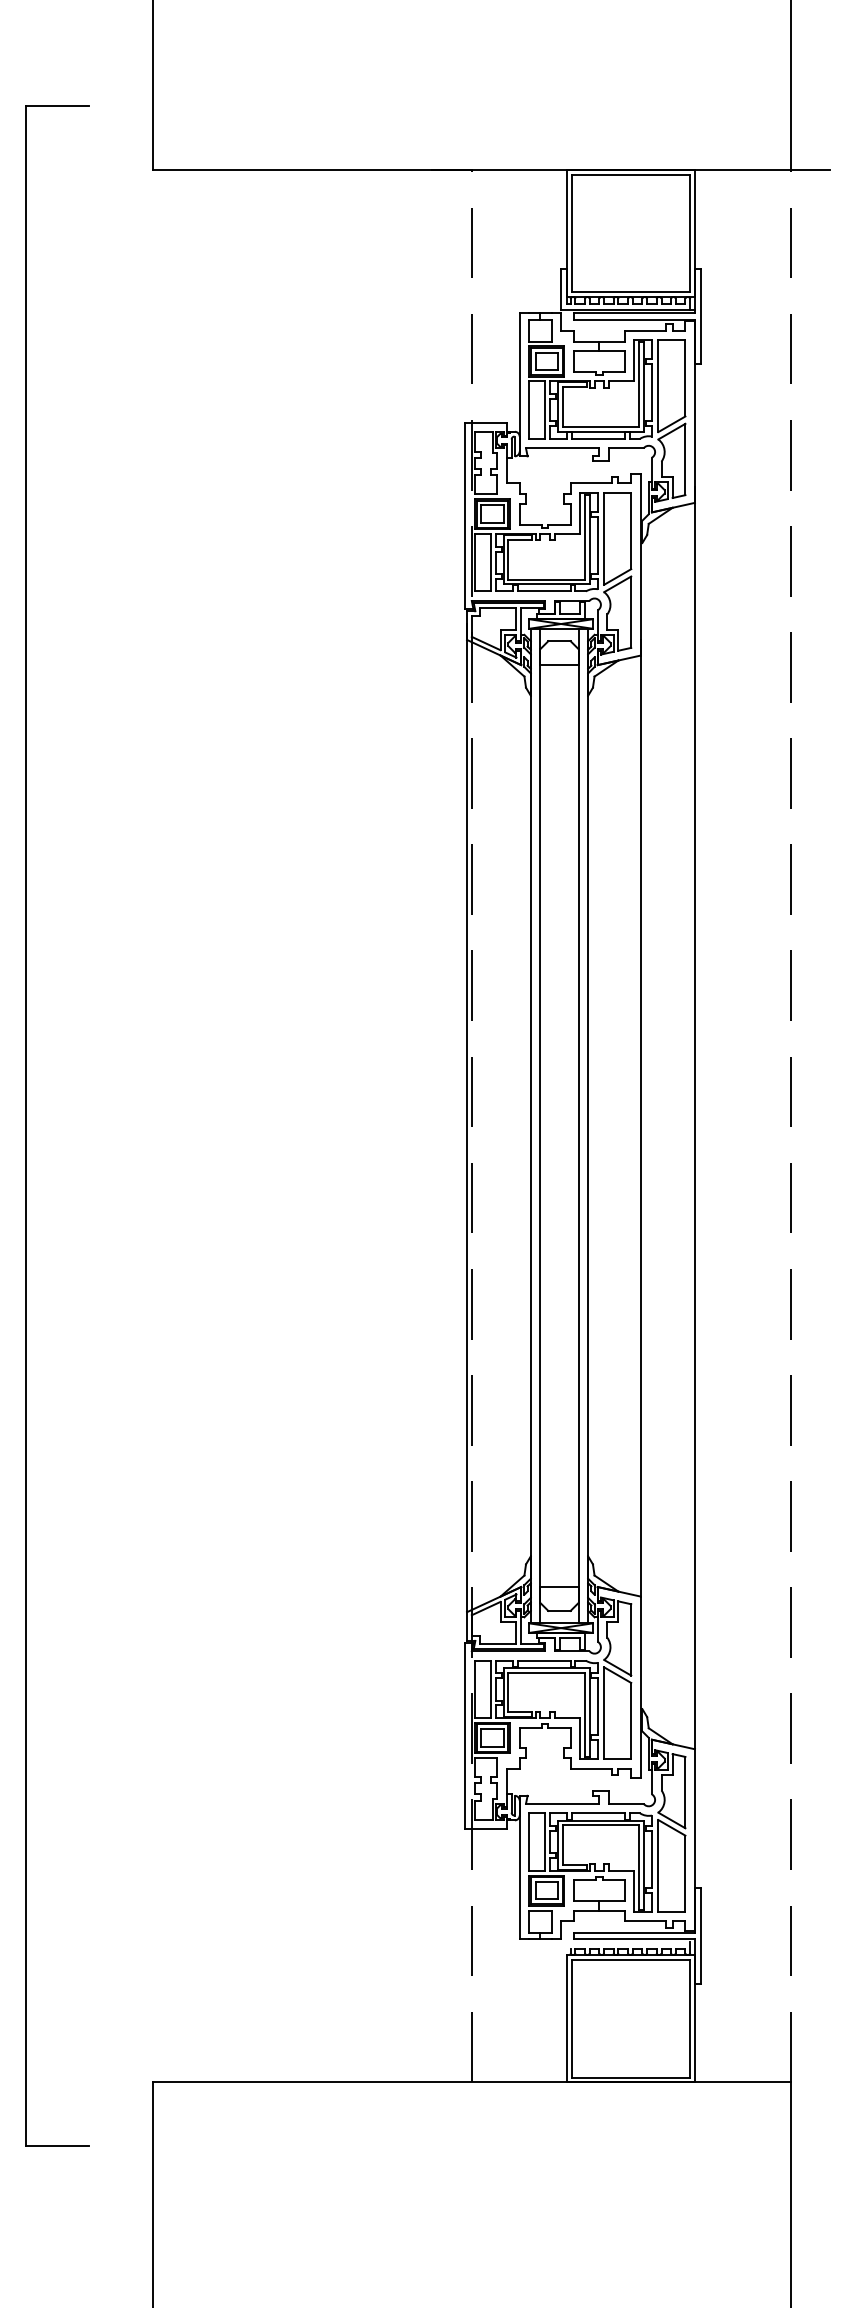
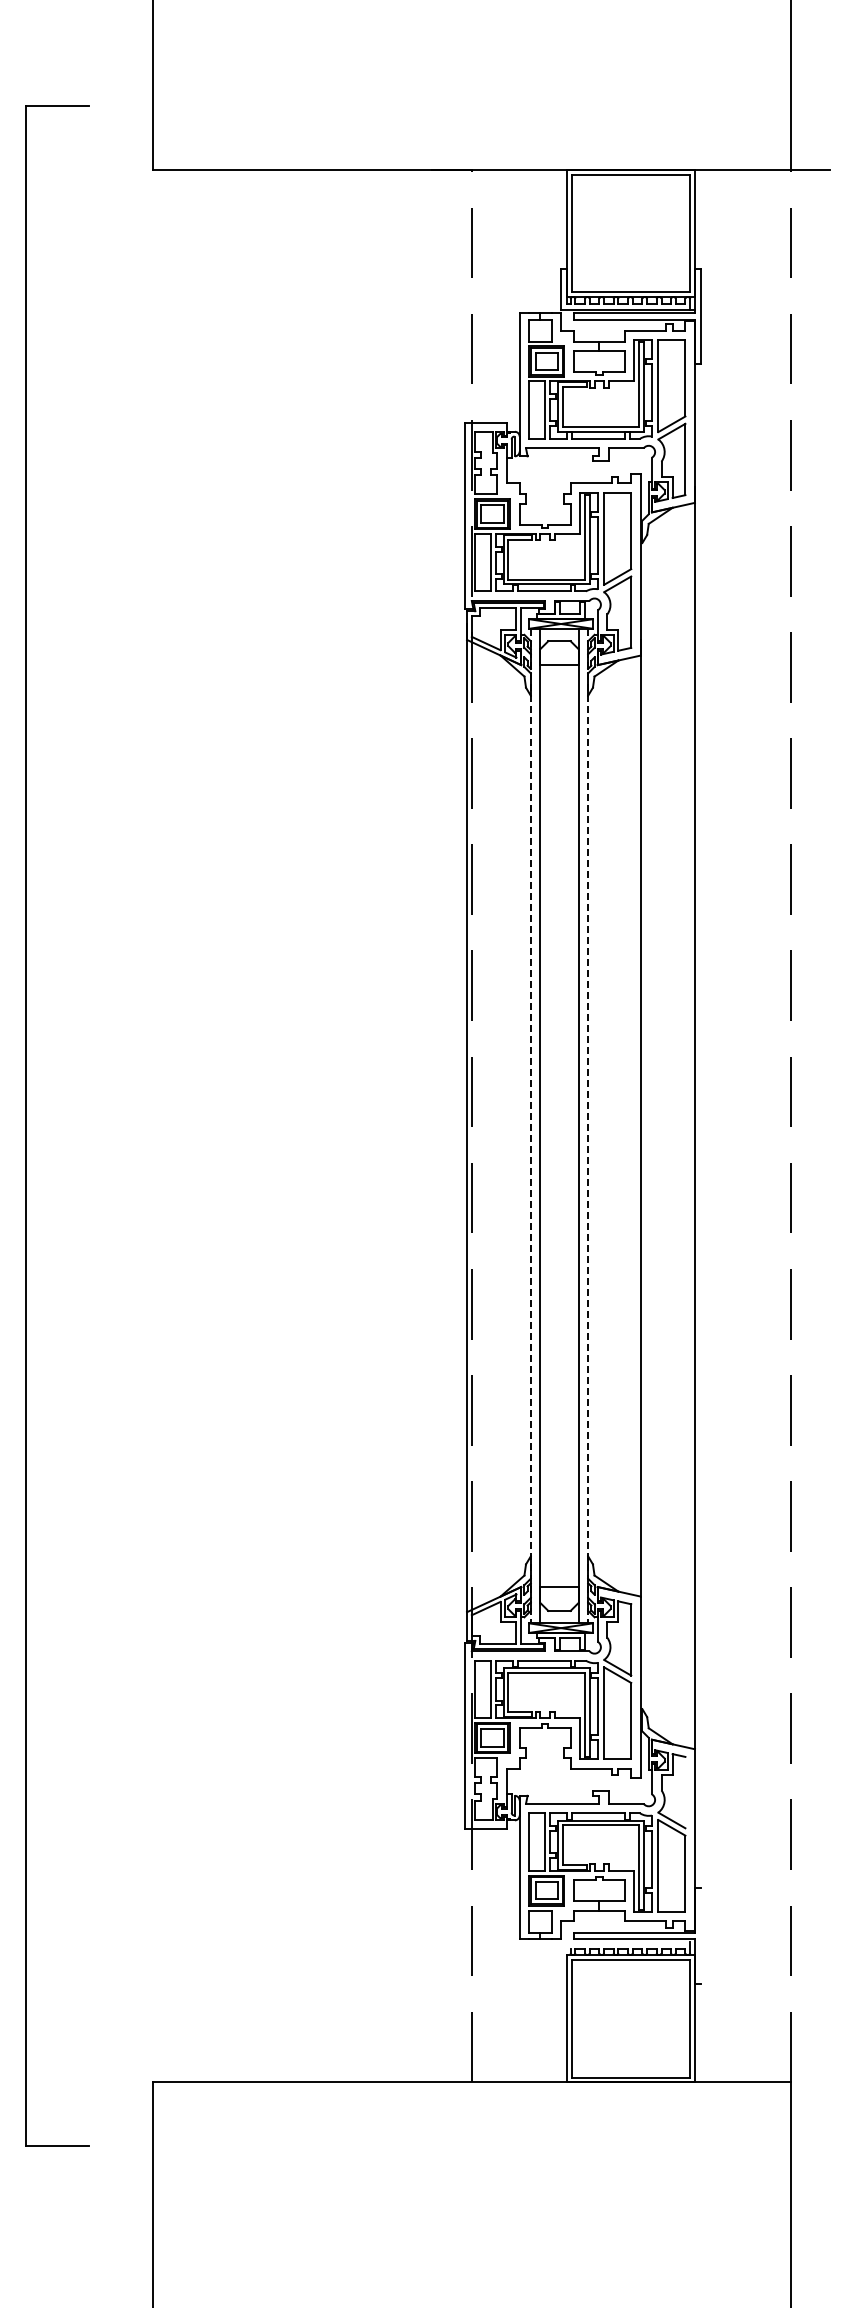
line: solid -> dashed (530, 1126)
line: solid -> dashed (588, 1126)
line: present -> none (685, 1792)
line: present -> none (701, 1935)
